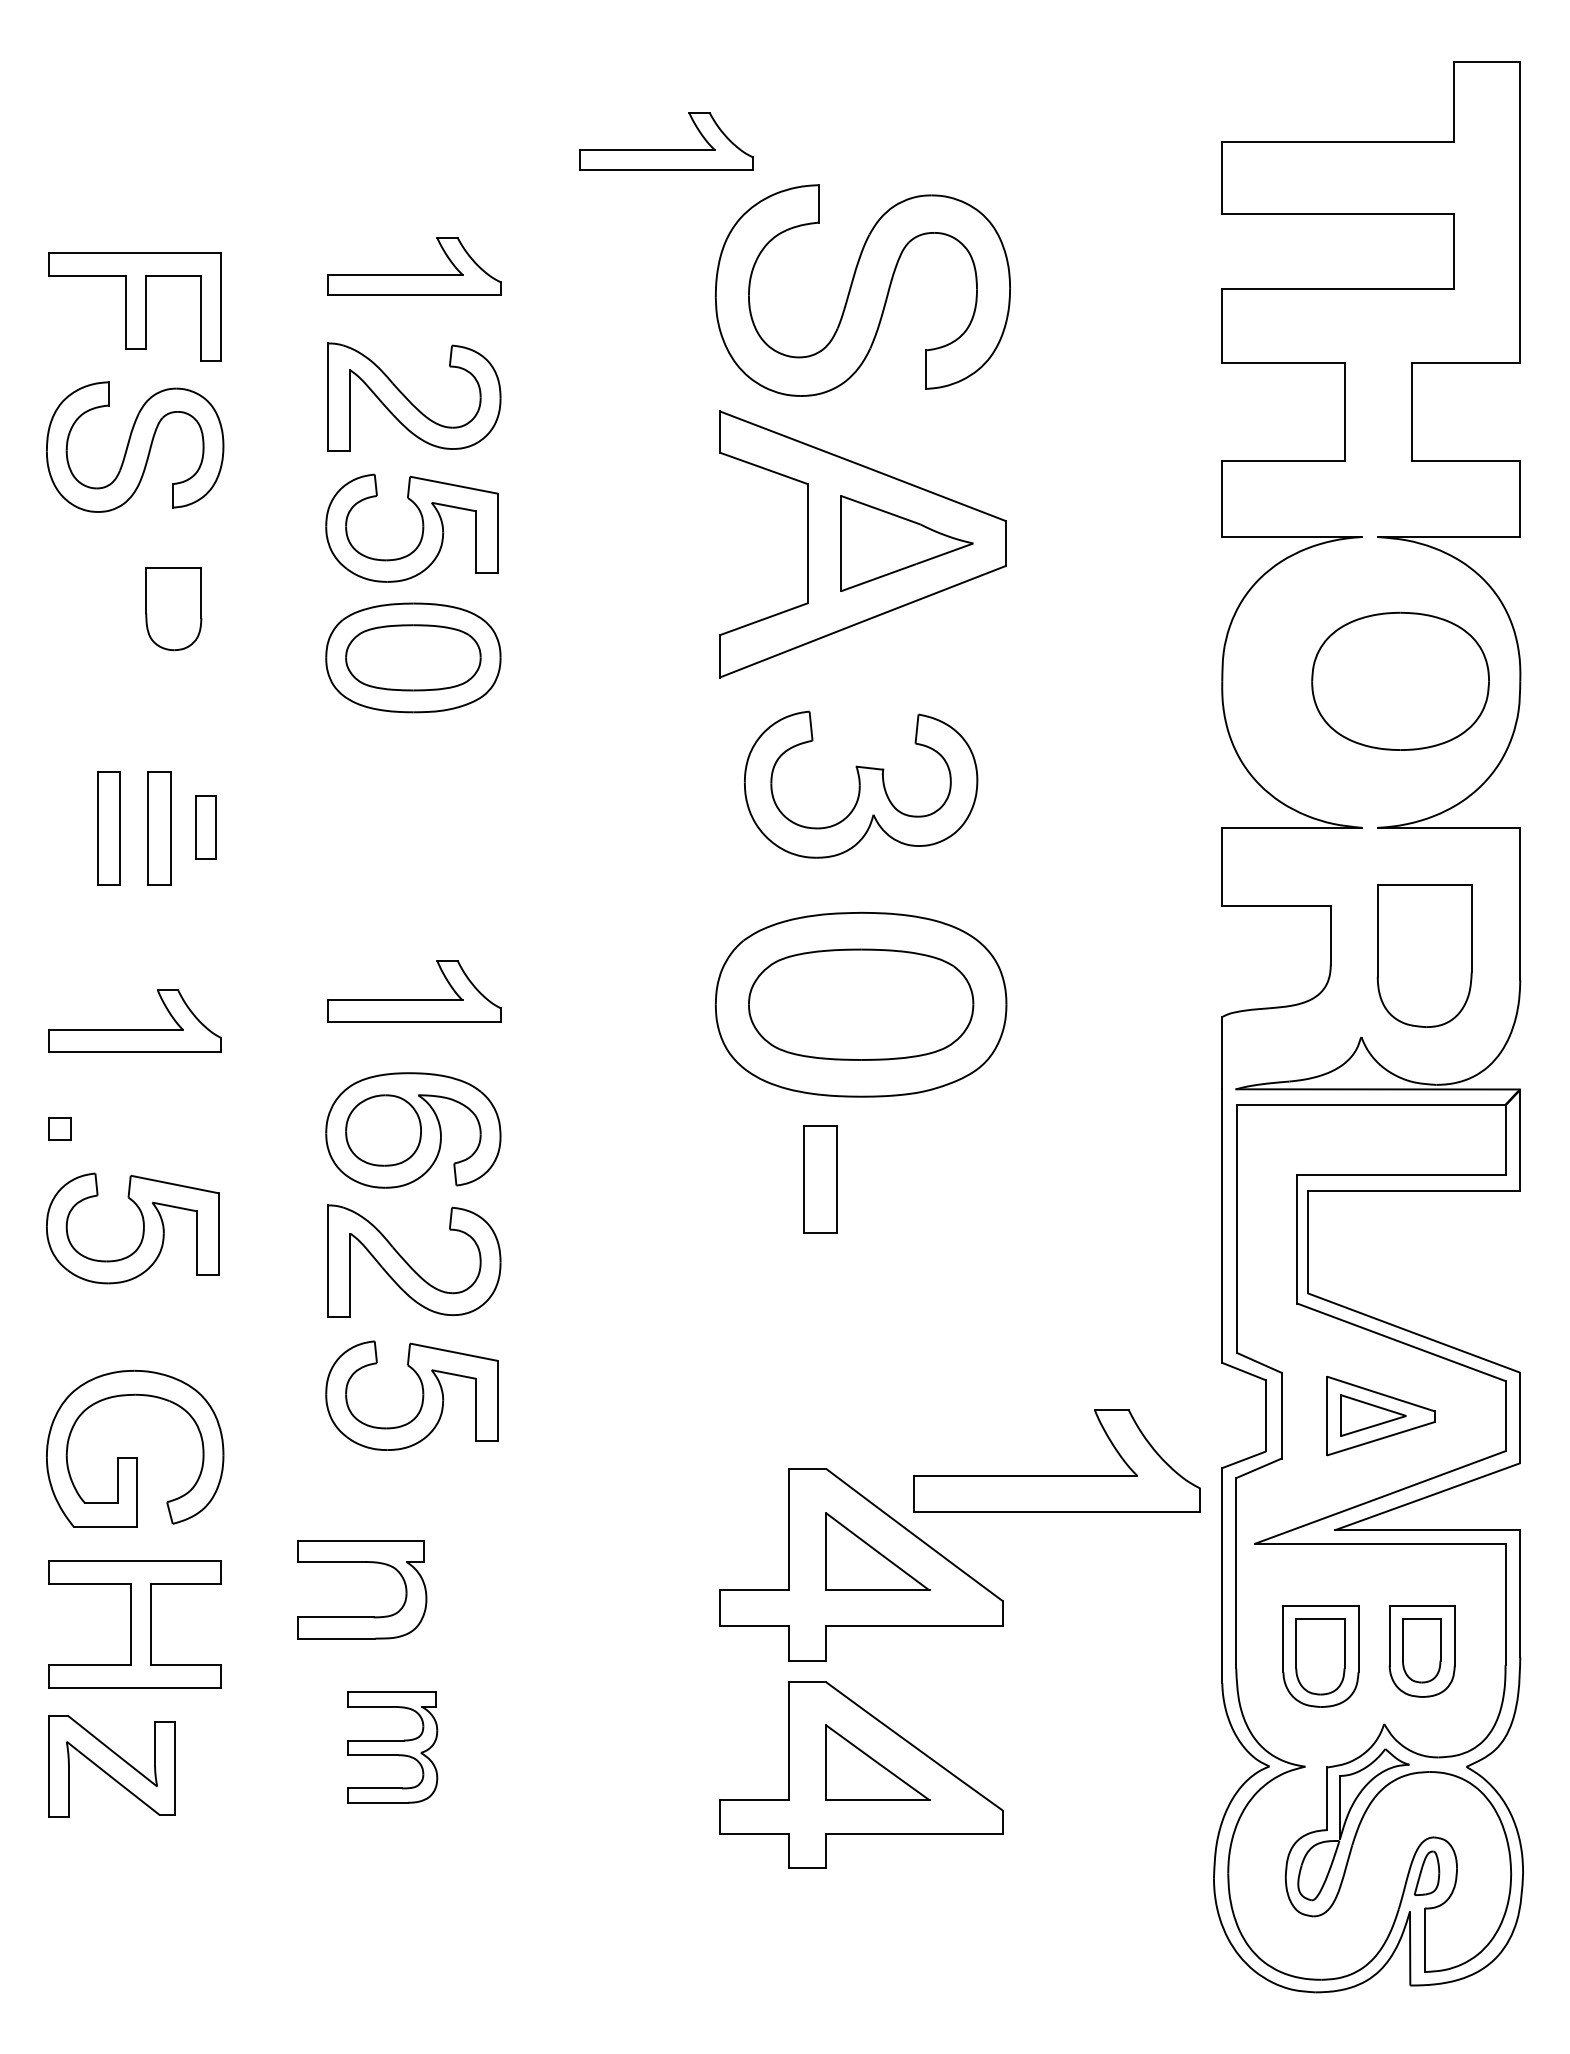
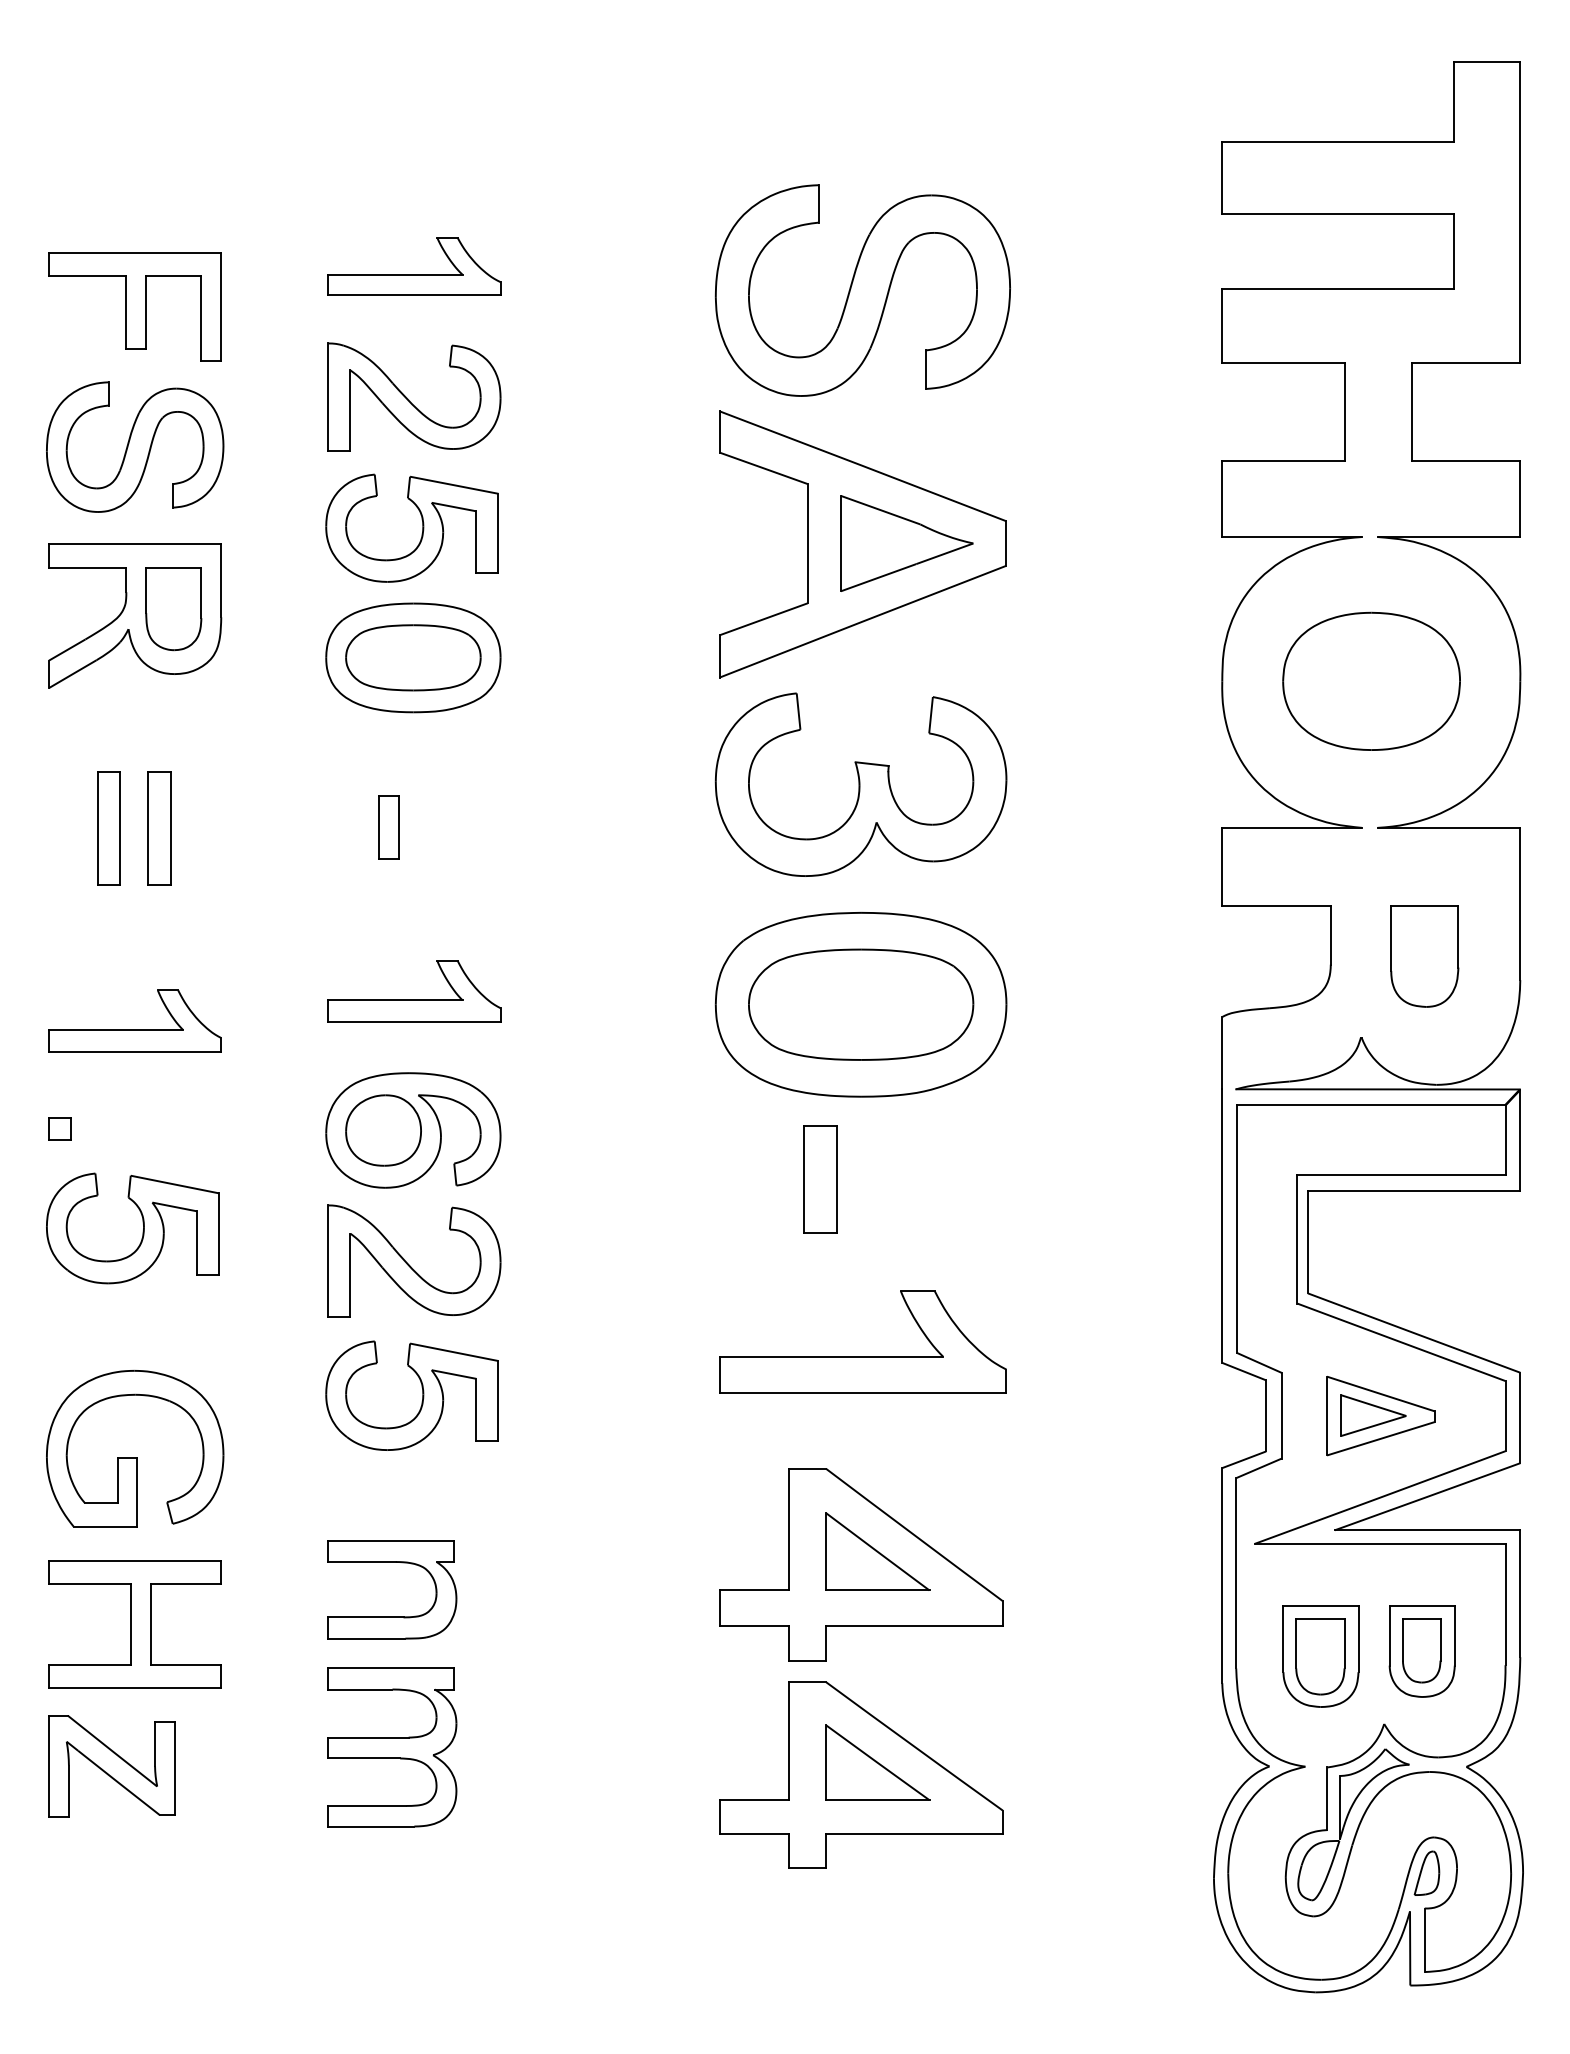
part: present -> none (666, 149)
part: none -> present (135, 615)
part position: (1400, 680) -> (1371, 680) (1371, 680)
part size: 235x149 px -> 294x185 px (860, 784)
part position: (205, 827) -> (388, 827) (388, 827)
part size: 97x144 px -> 70x103 px (1424, 956)
part position: (1056, 1475) -> (862, 1356) (862, 1356)
part position: (362, 1562) -> (392, 1562) (392, 1562)
part size: 92x113 px -> 131x161 px (392, 1747)
